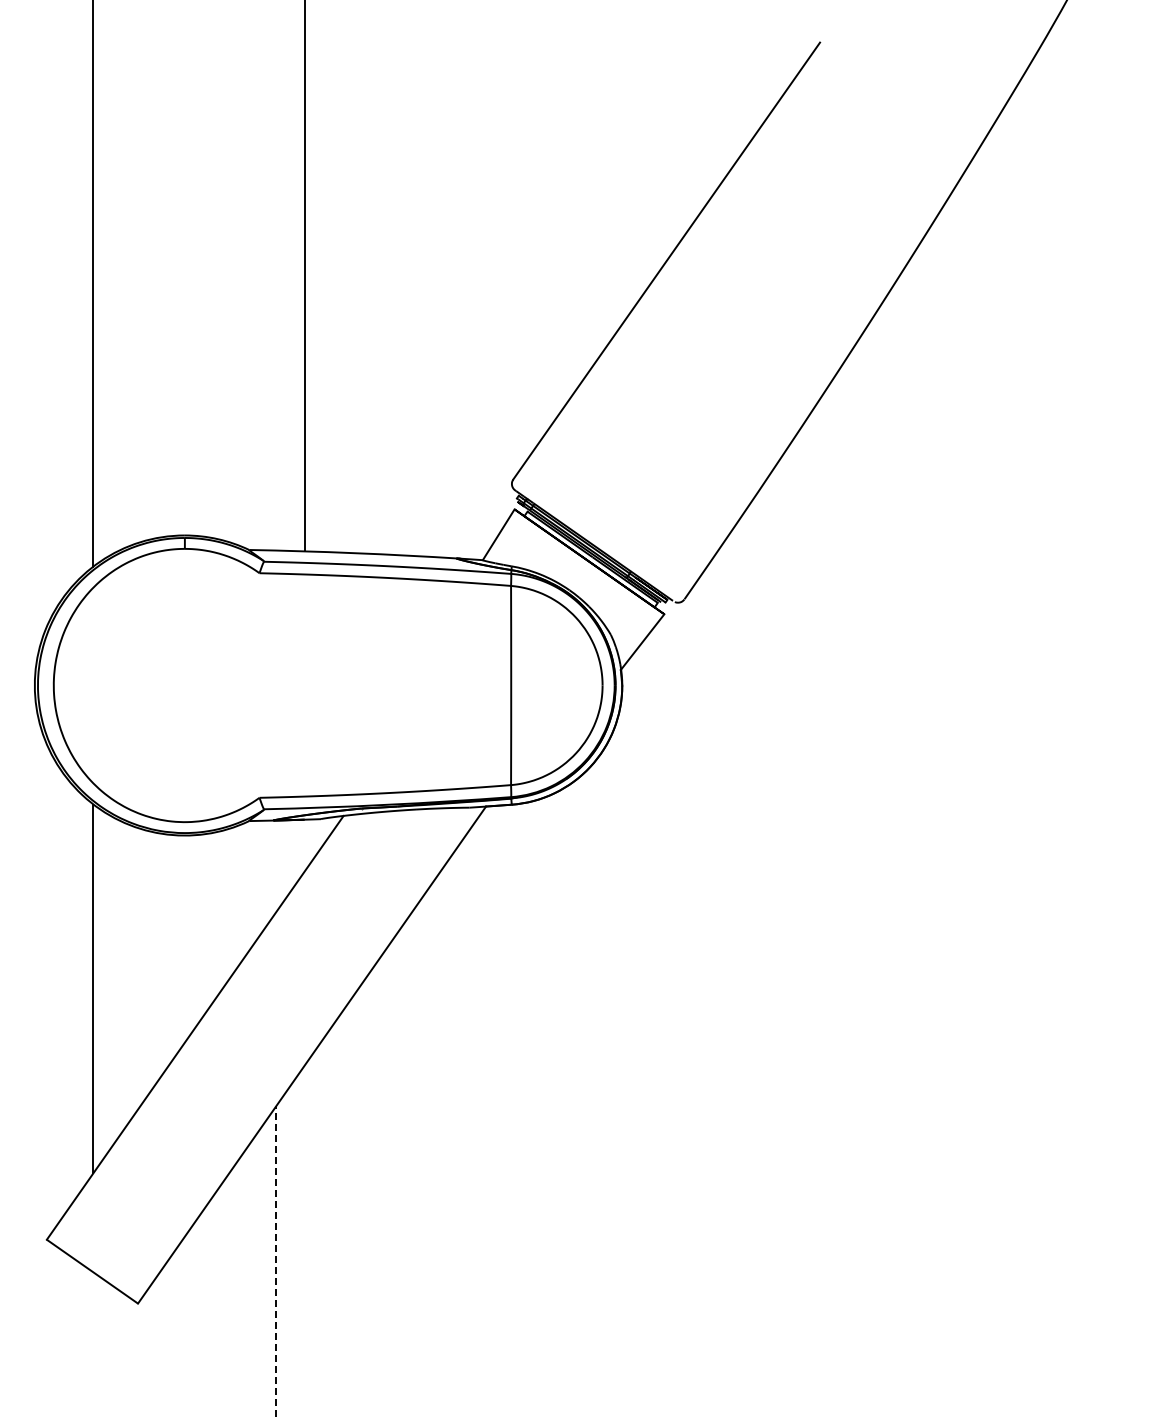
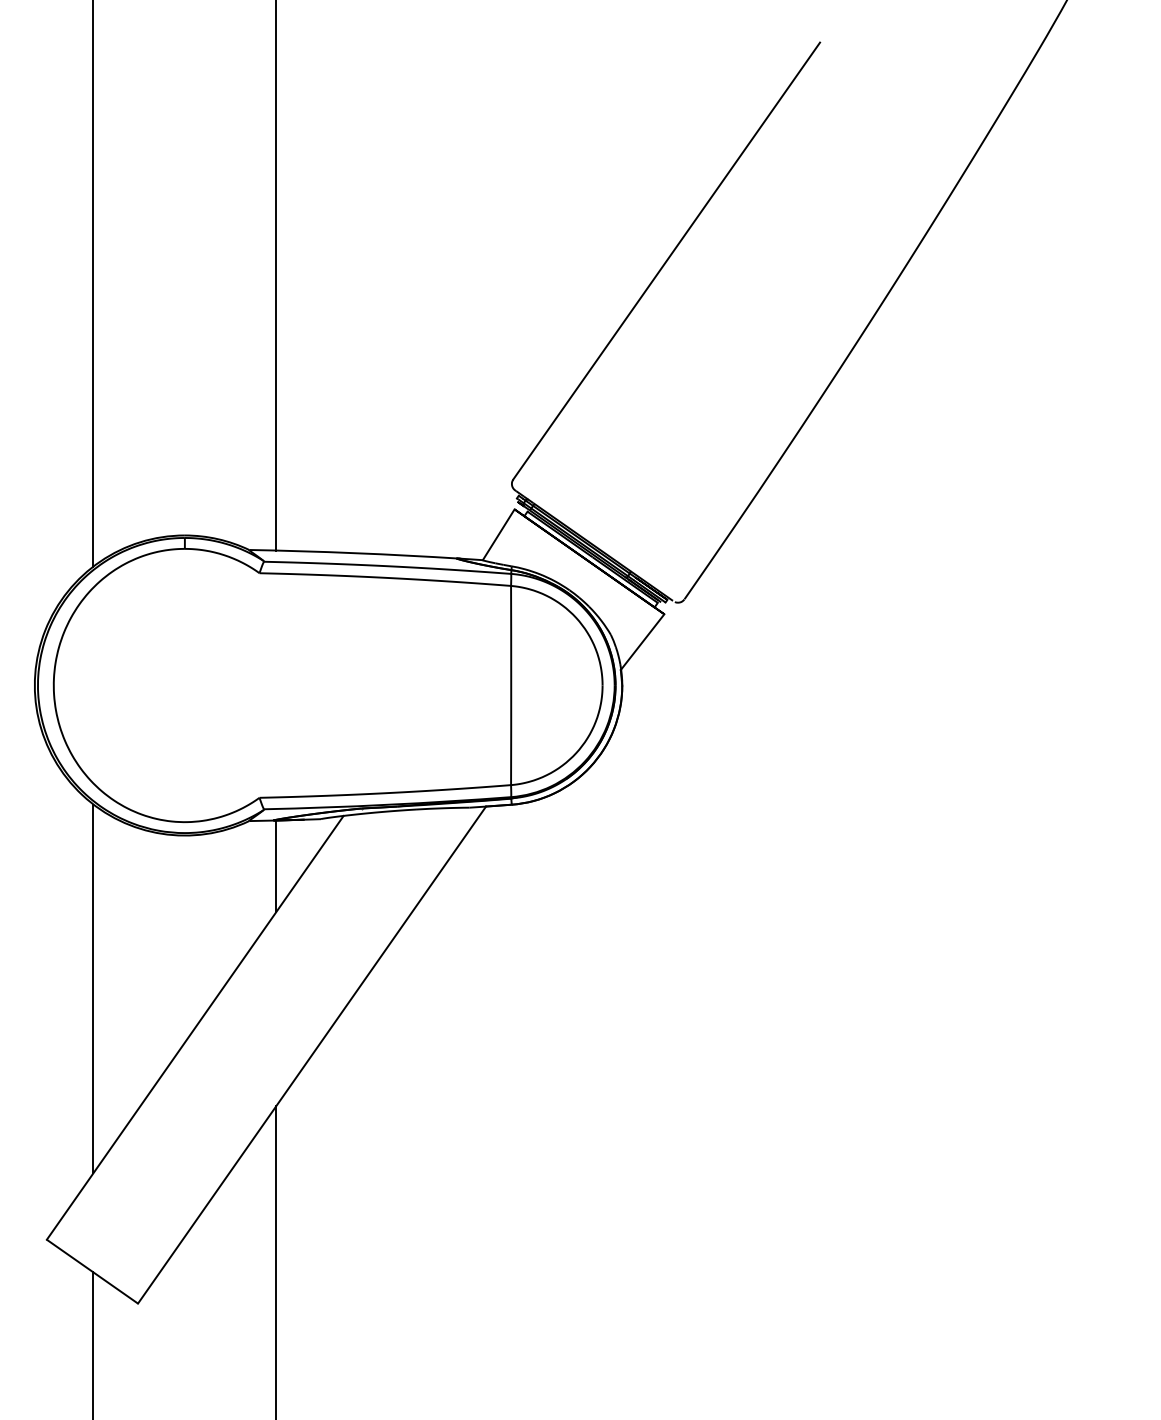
line position: (305, 276) -> (276, 276) (276, 276)
line: none -> present (276, 866)
line: dashed -> solid (276, 1262)
line: none -> present (93, 1344)
